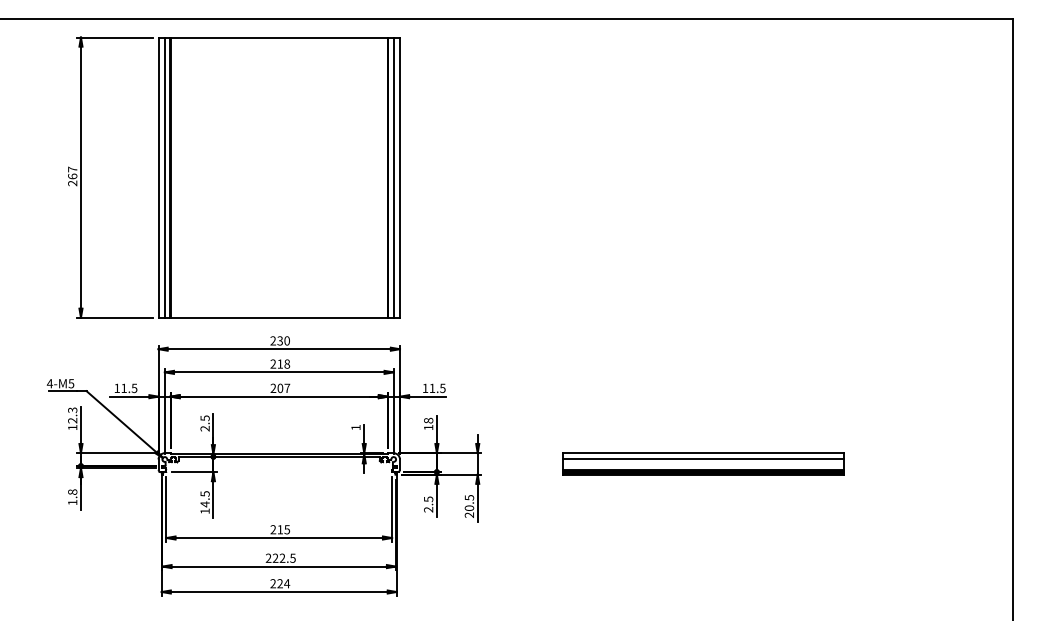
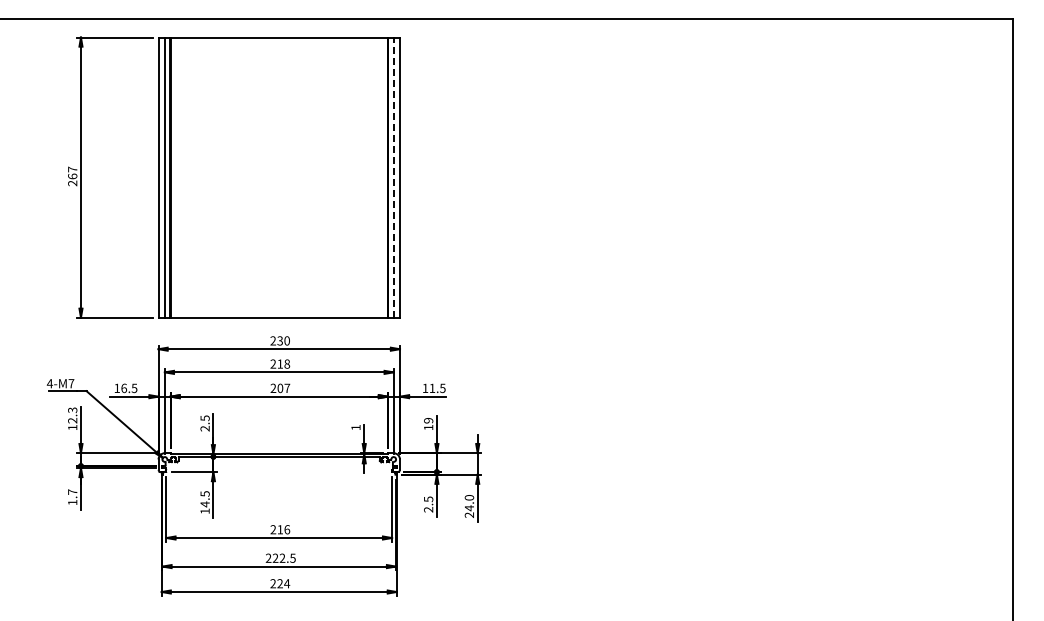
line: solid -> dashed (393, 177)
text: 4-M5 -> 4-M7 (71, 383)
text: 11.5 -> 16.5 (124, 388)
text: 18 -> 19 (428, 420)
part: present -> none (703, 463)
text: 1.8 -> 1.7 (72, 491)
text: 20.5 -> 24.0 (469, 503)
text: 215 -> 216 (287, 529)
